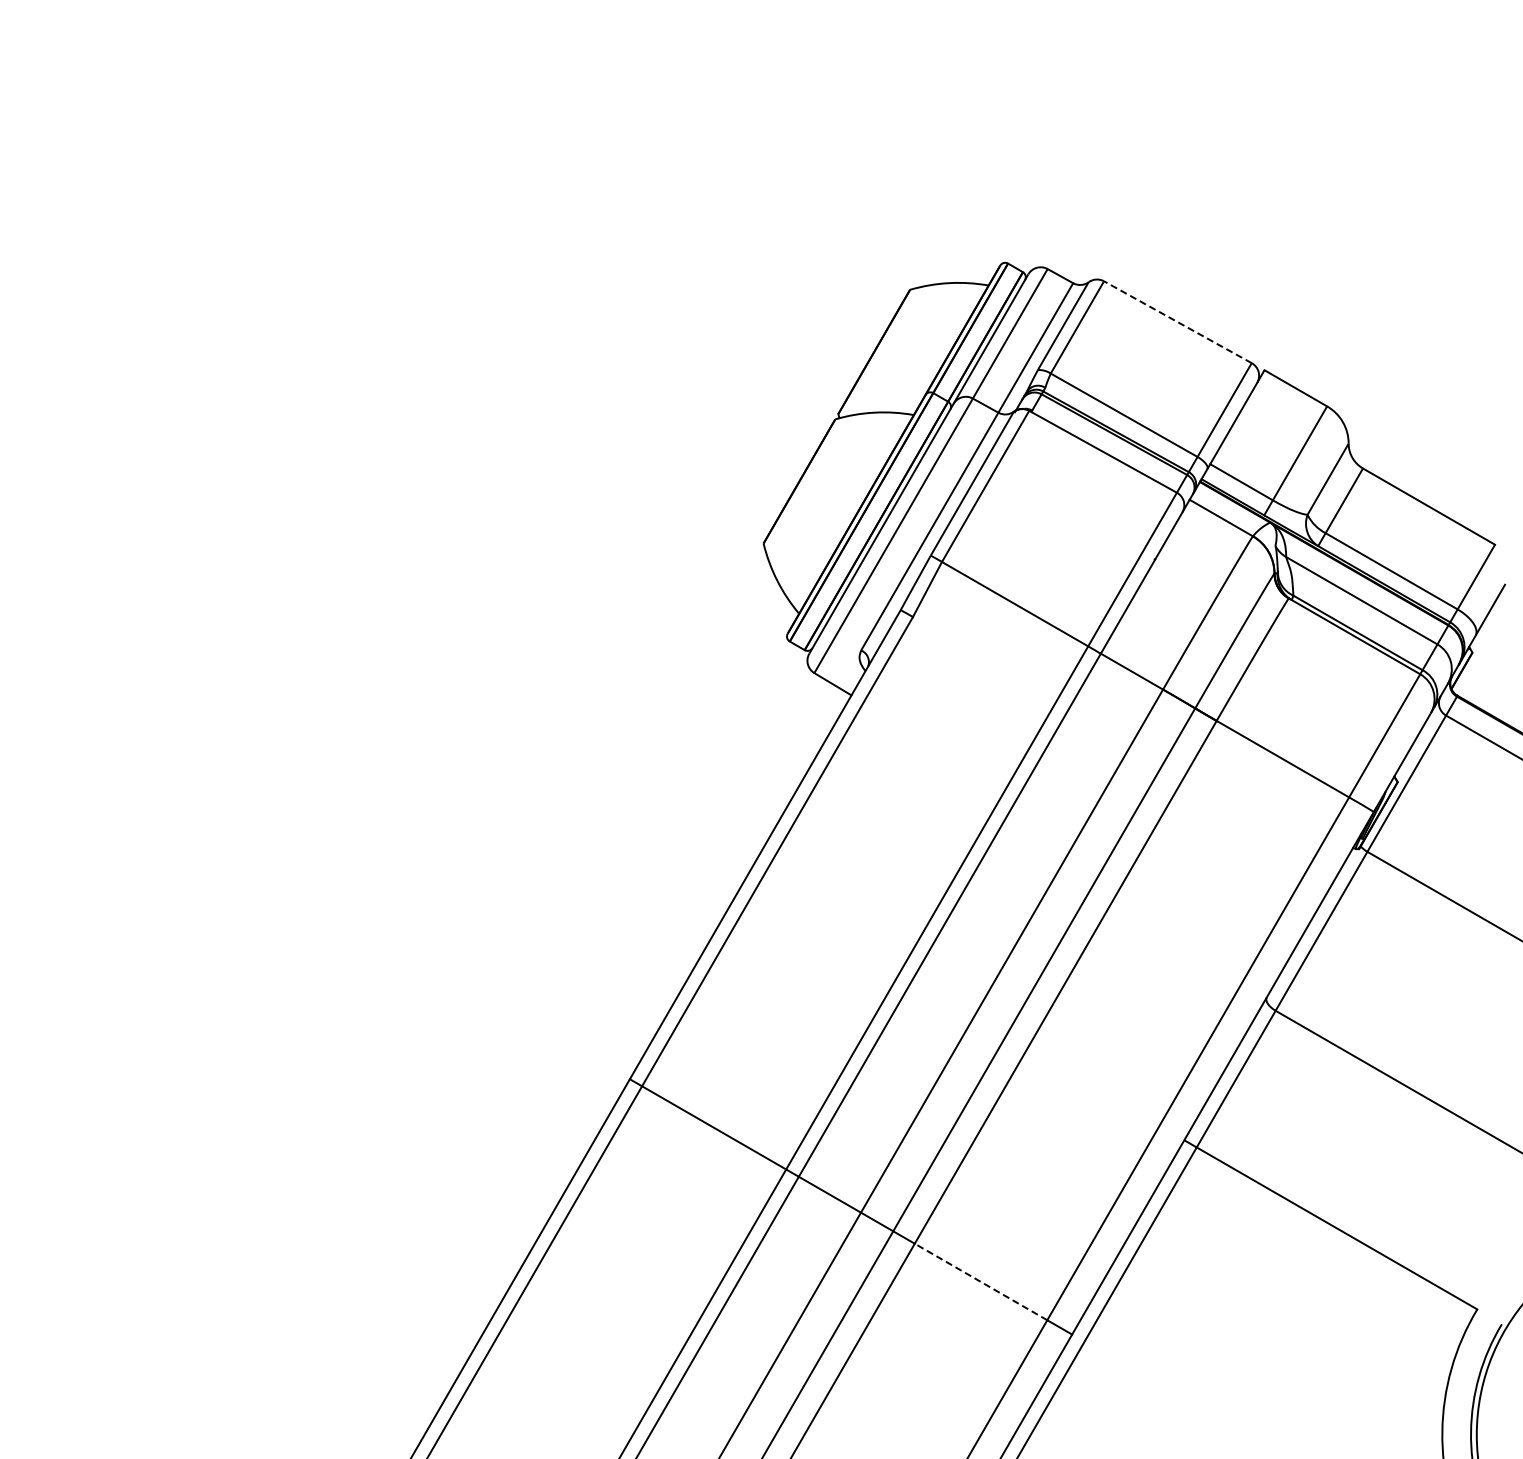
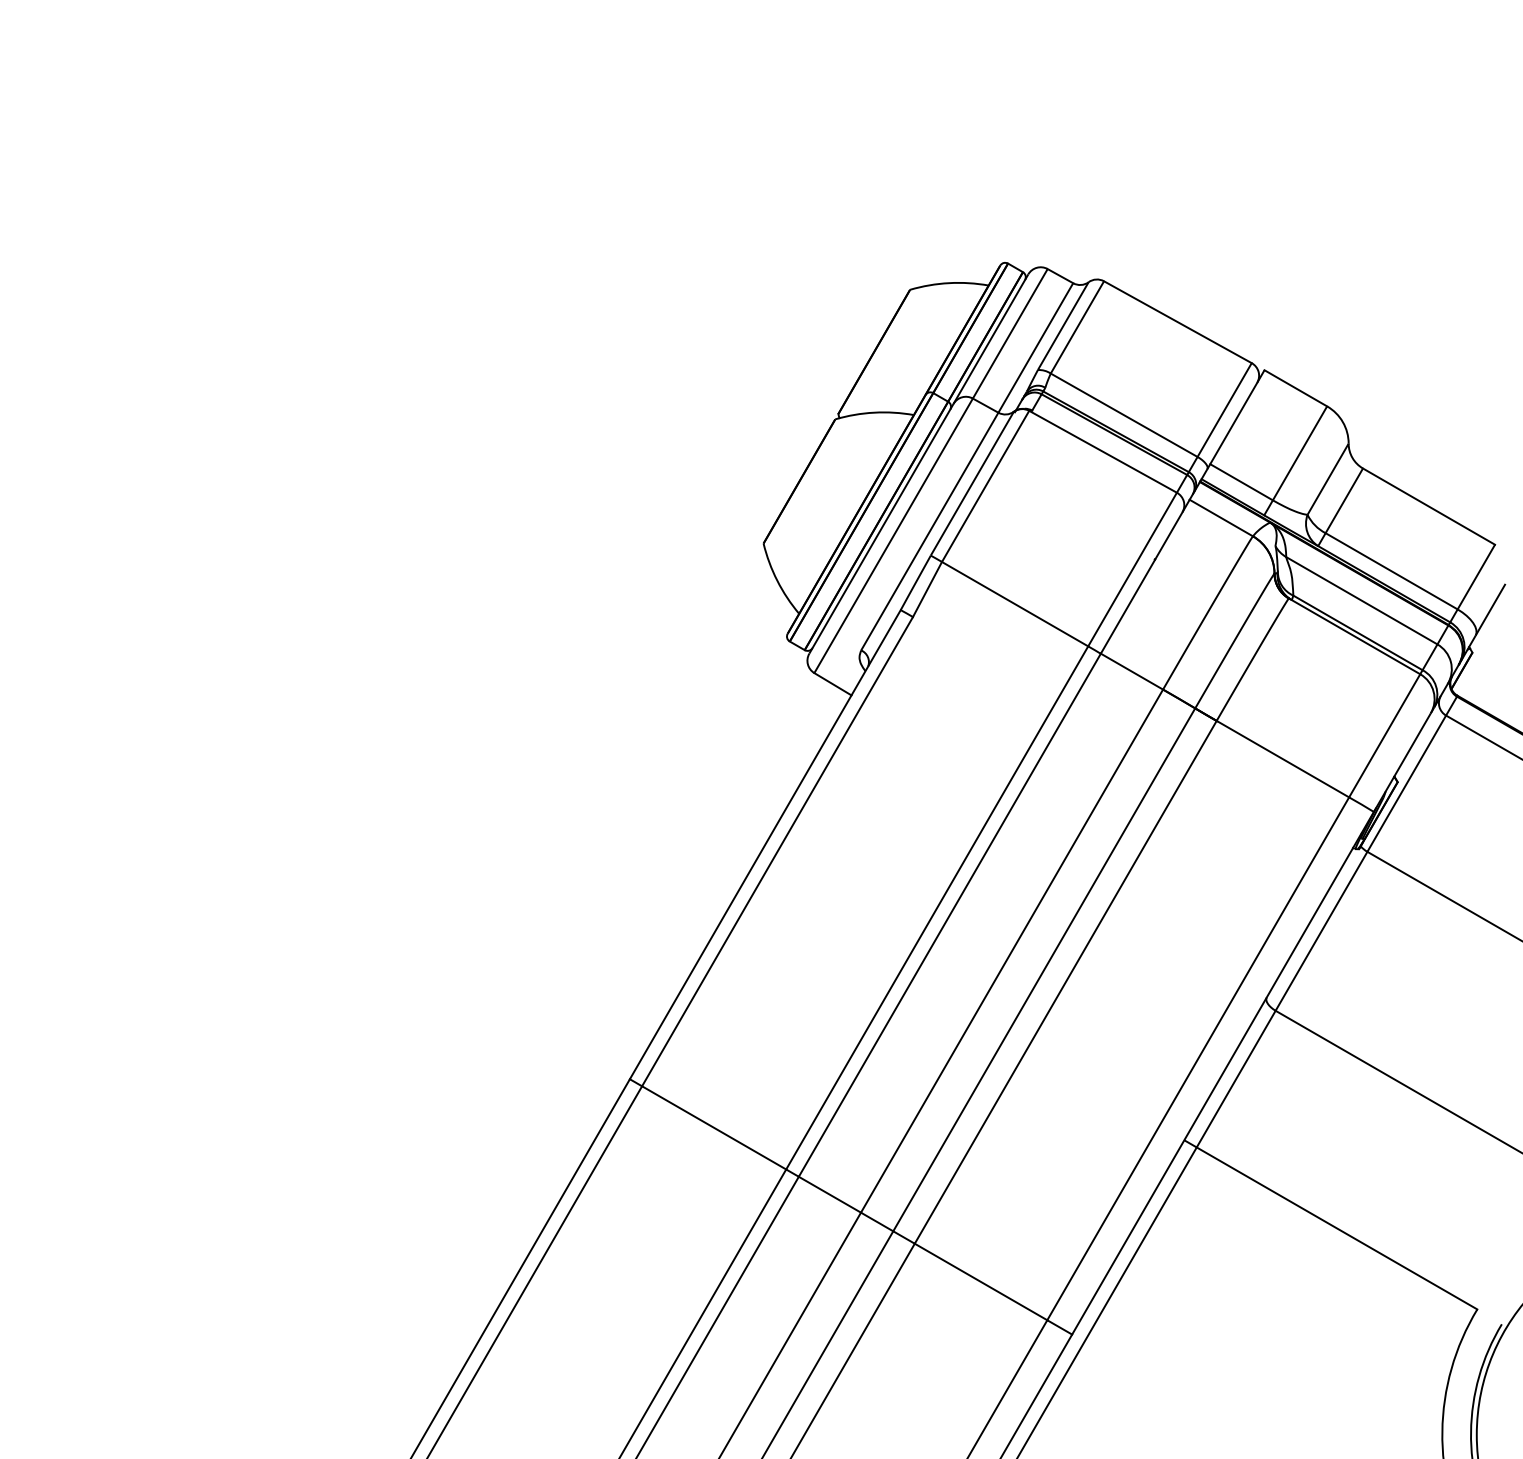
line: dashed -> solid (1177, 321)
line: dashed -> solid (981, 1281)
